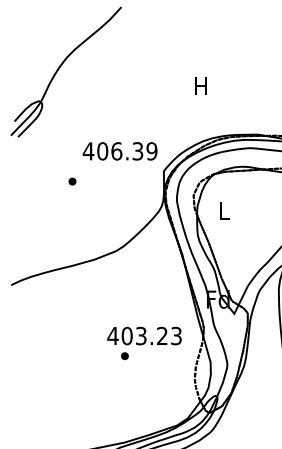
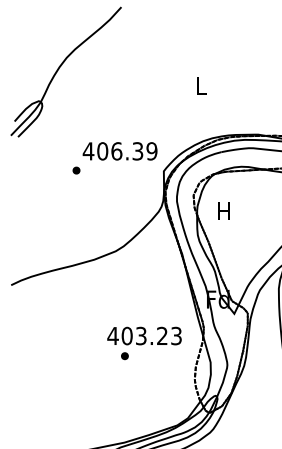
text: H -> L (200, 85)
part position: (72, 181) -> (76, 170) (76, 170)
text: L -> H (223, 210)
